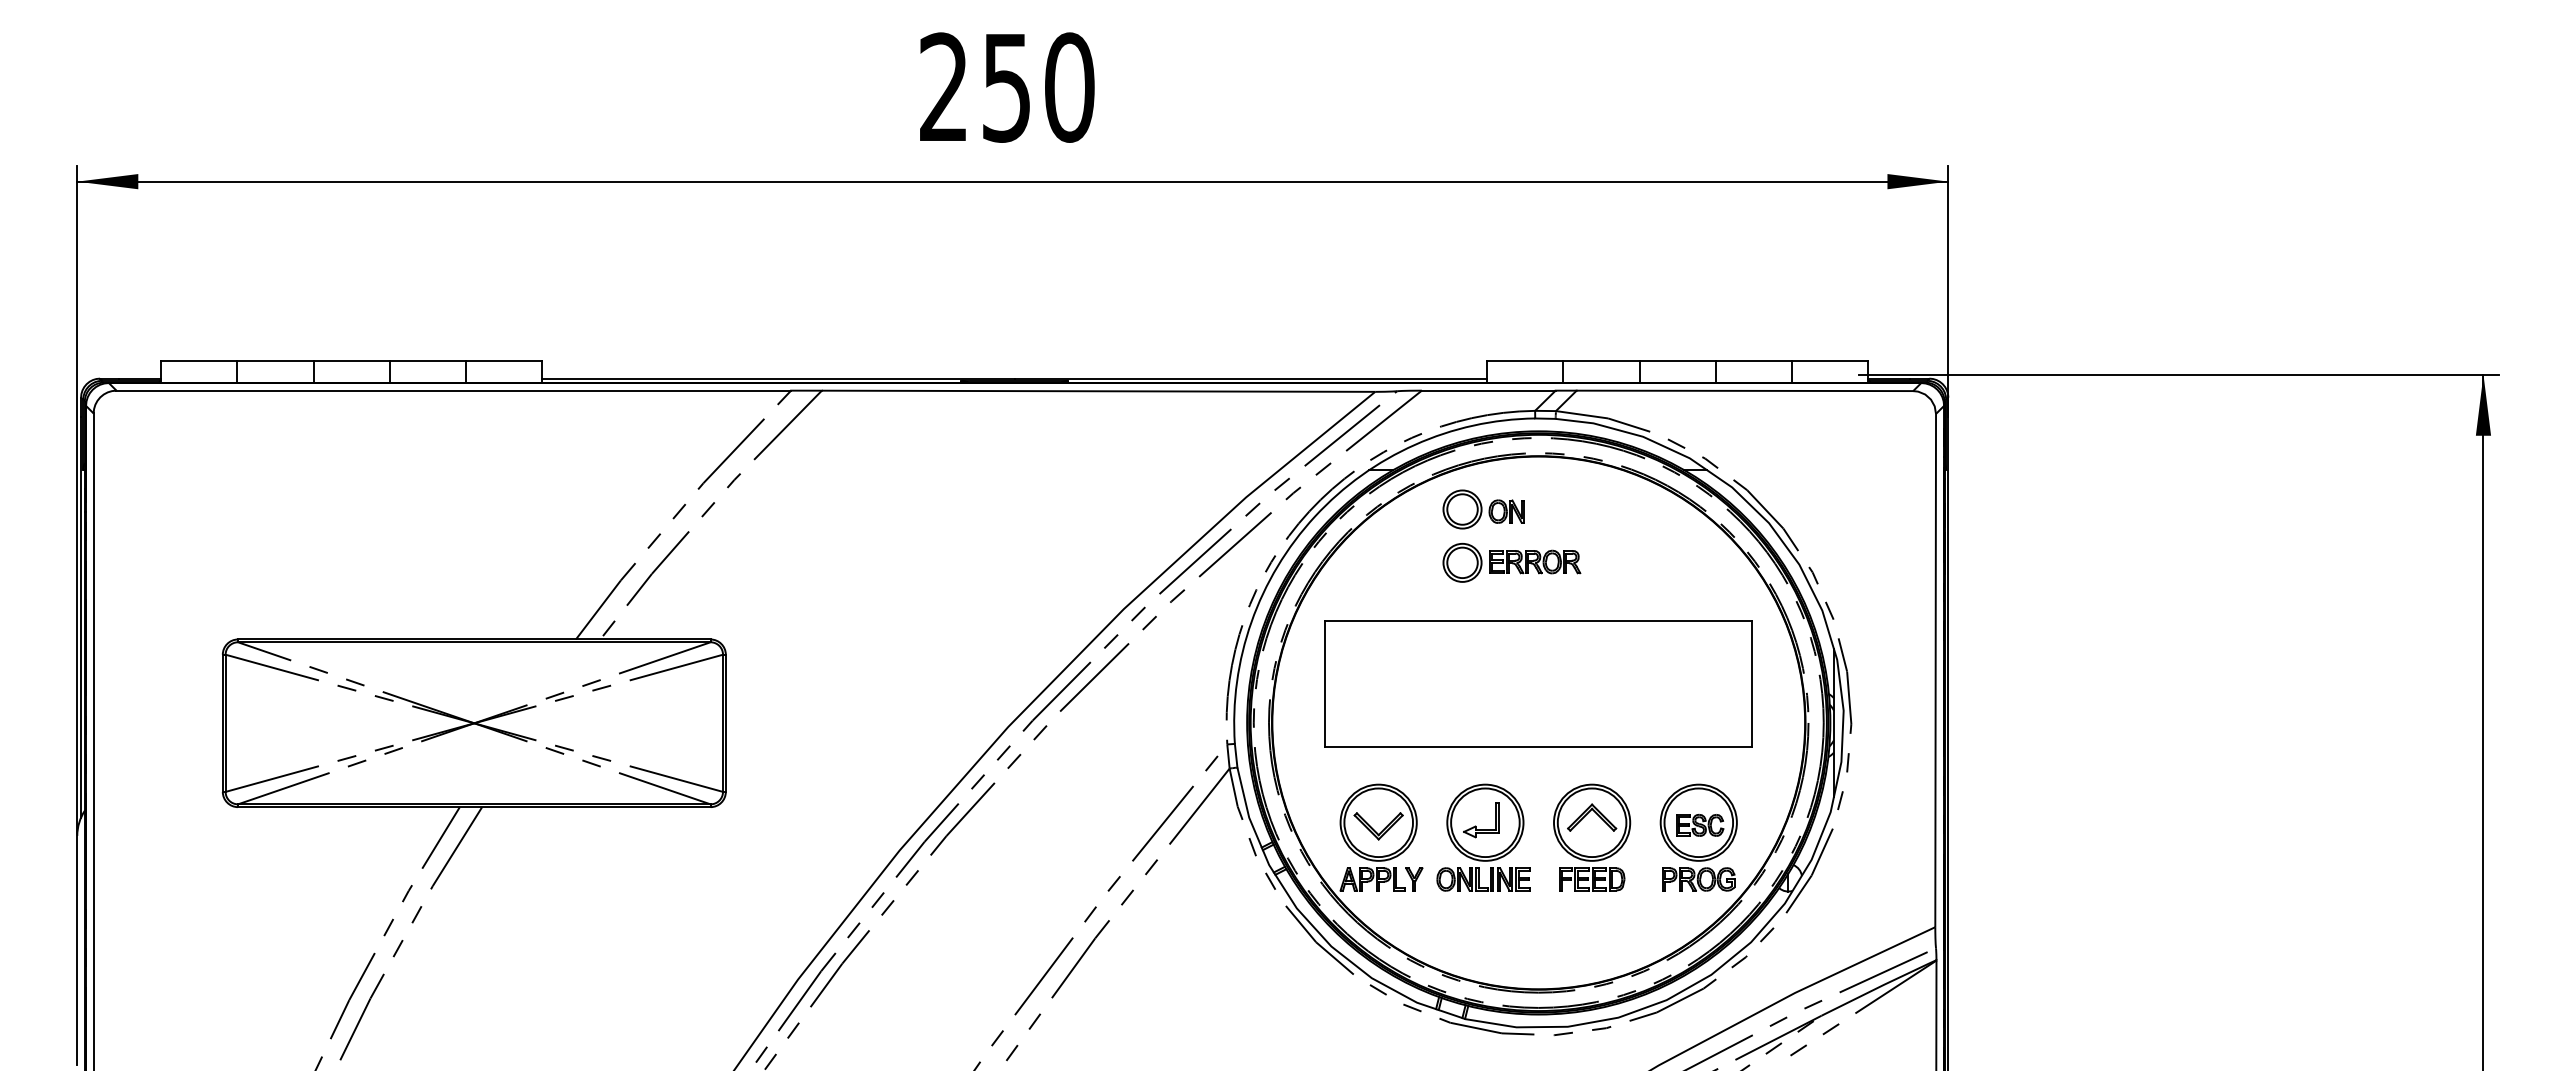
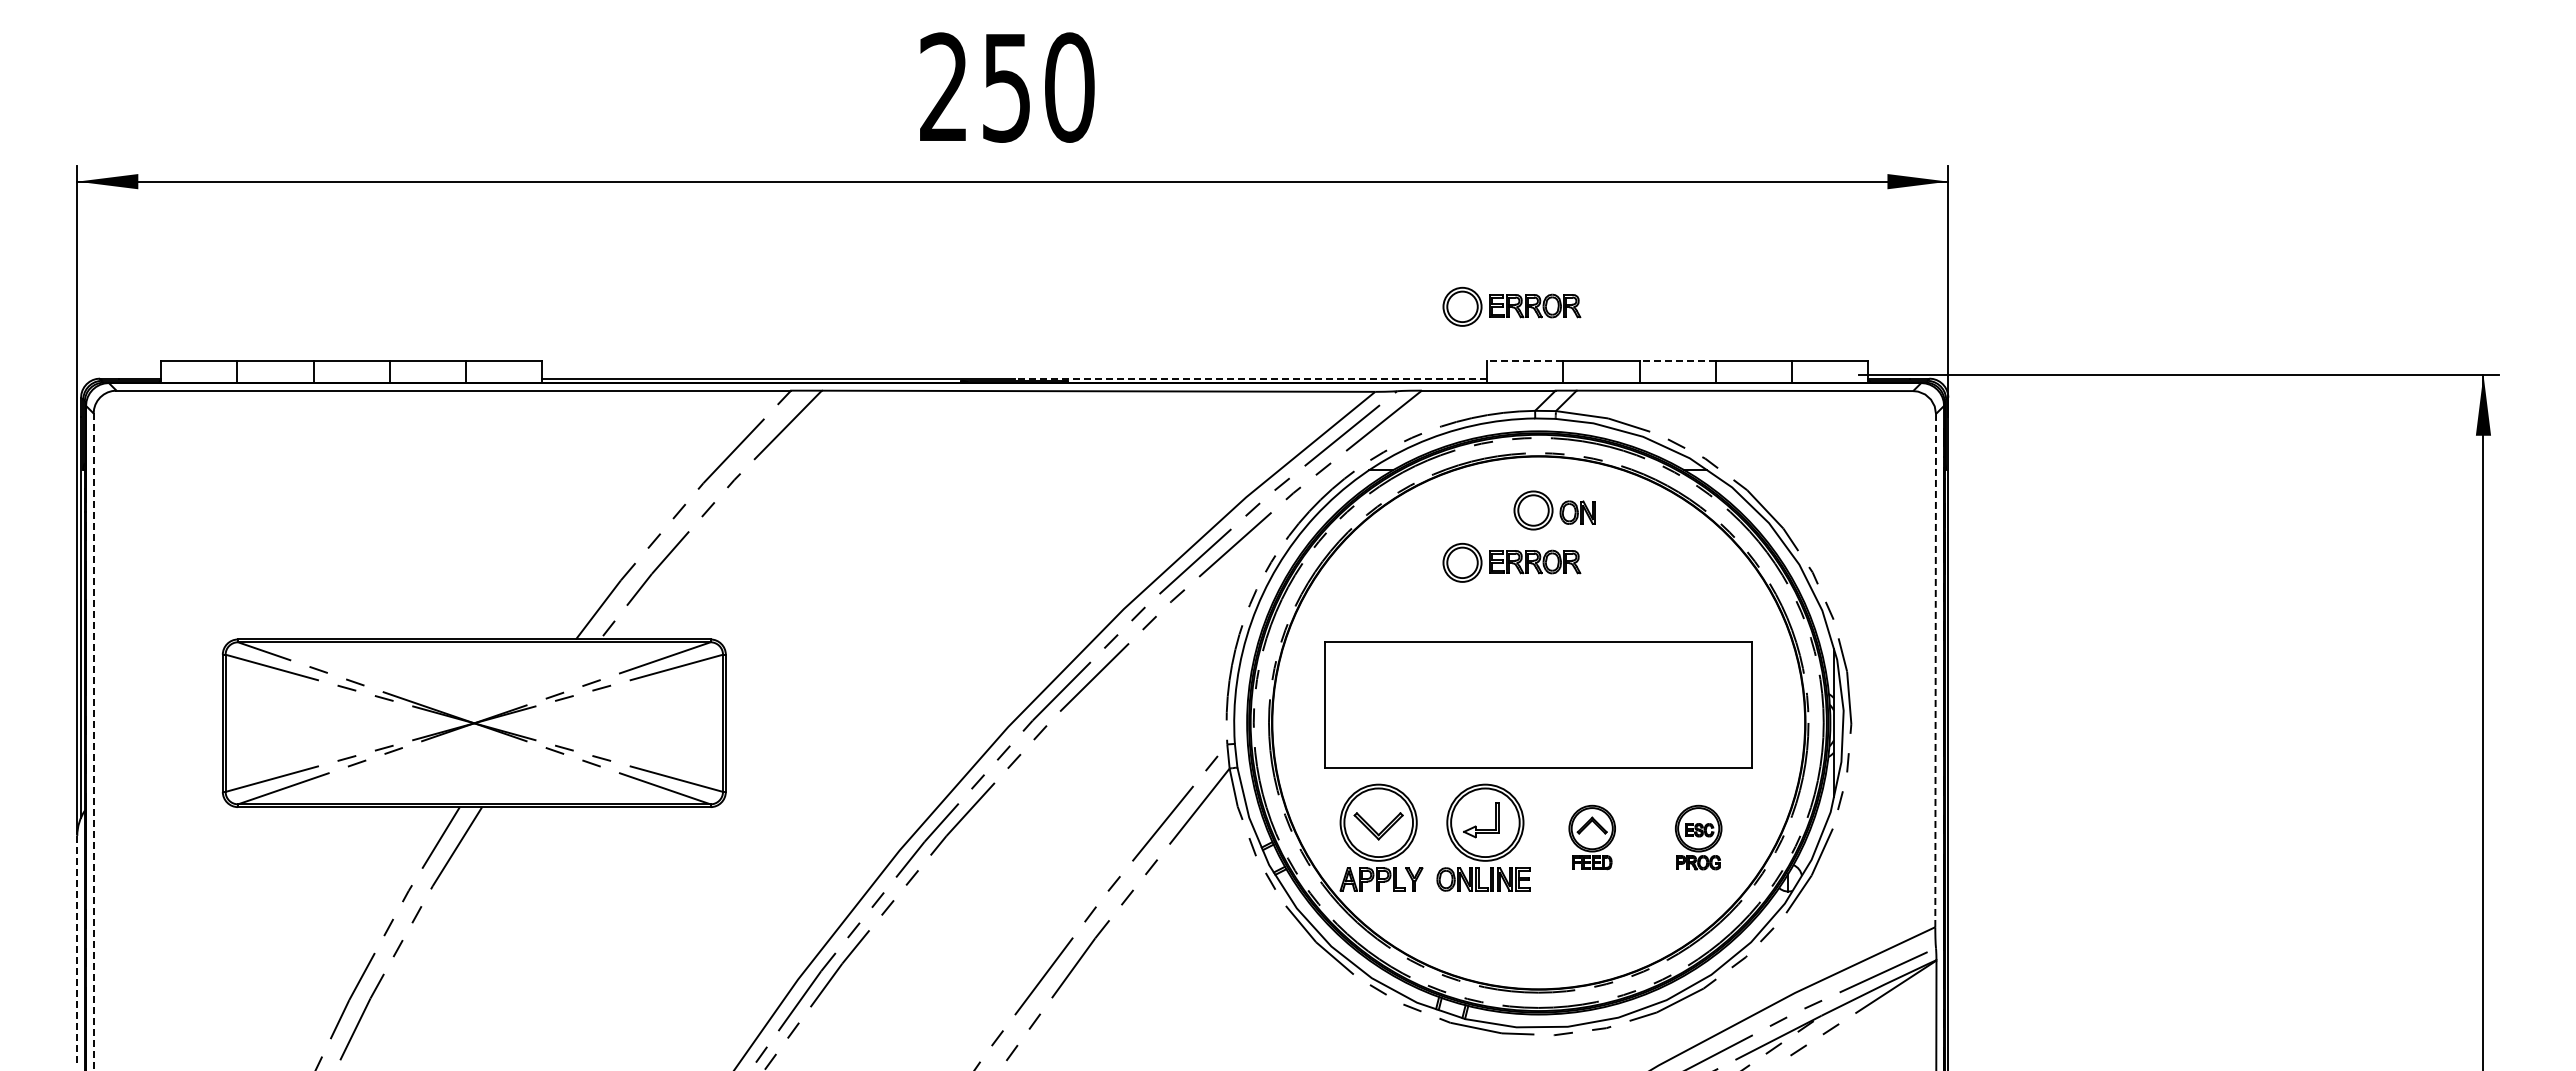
part: none -> present (1511, 306)
line: solid -> dashed (1524, 361)
line: solid -> dashed (1677, 361)
line: solid -> dashed (1250, 378)
part position: (1483, 509) -> (1554, 510) (1554, 510)
line: solid -> dashed (1935, 670)
part position: (1538, 683) -> (1538, 704) (1538, 704)
line: solid -> dashed (93, 742)
part size: 79x109 px -> 48x67 px (1591, 837)
part size: 79x109 px -> 49x67 px (1698, 837)
line: solid -> dashed (77, 950)
